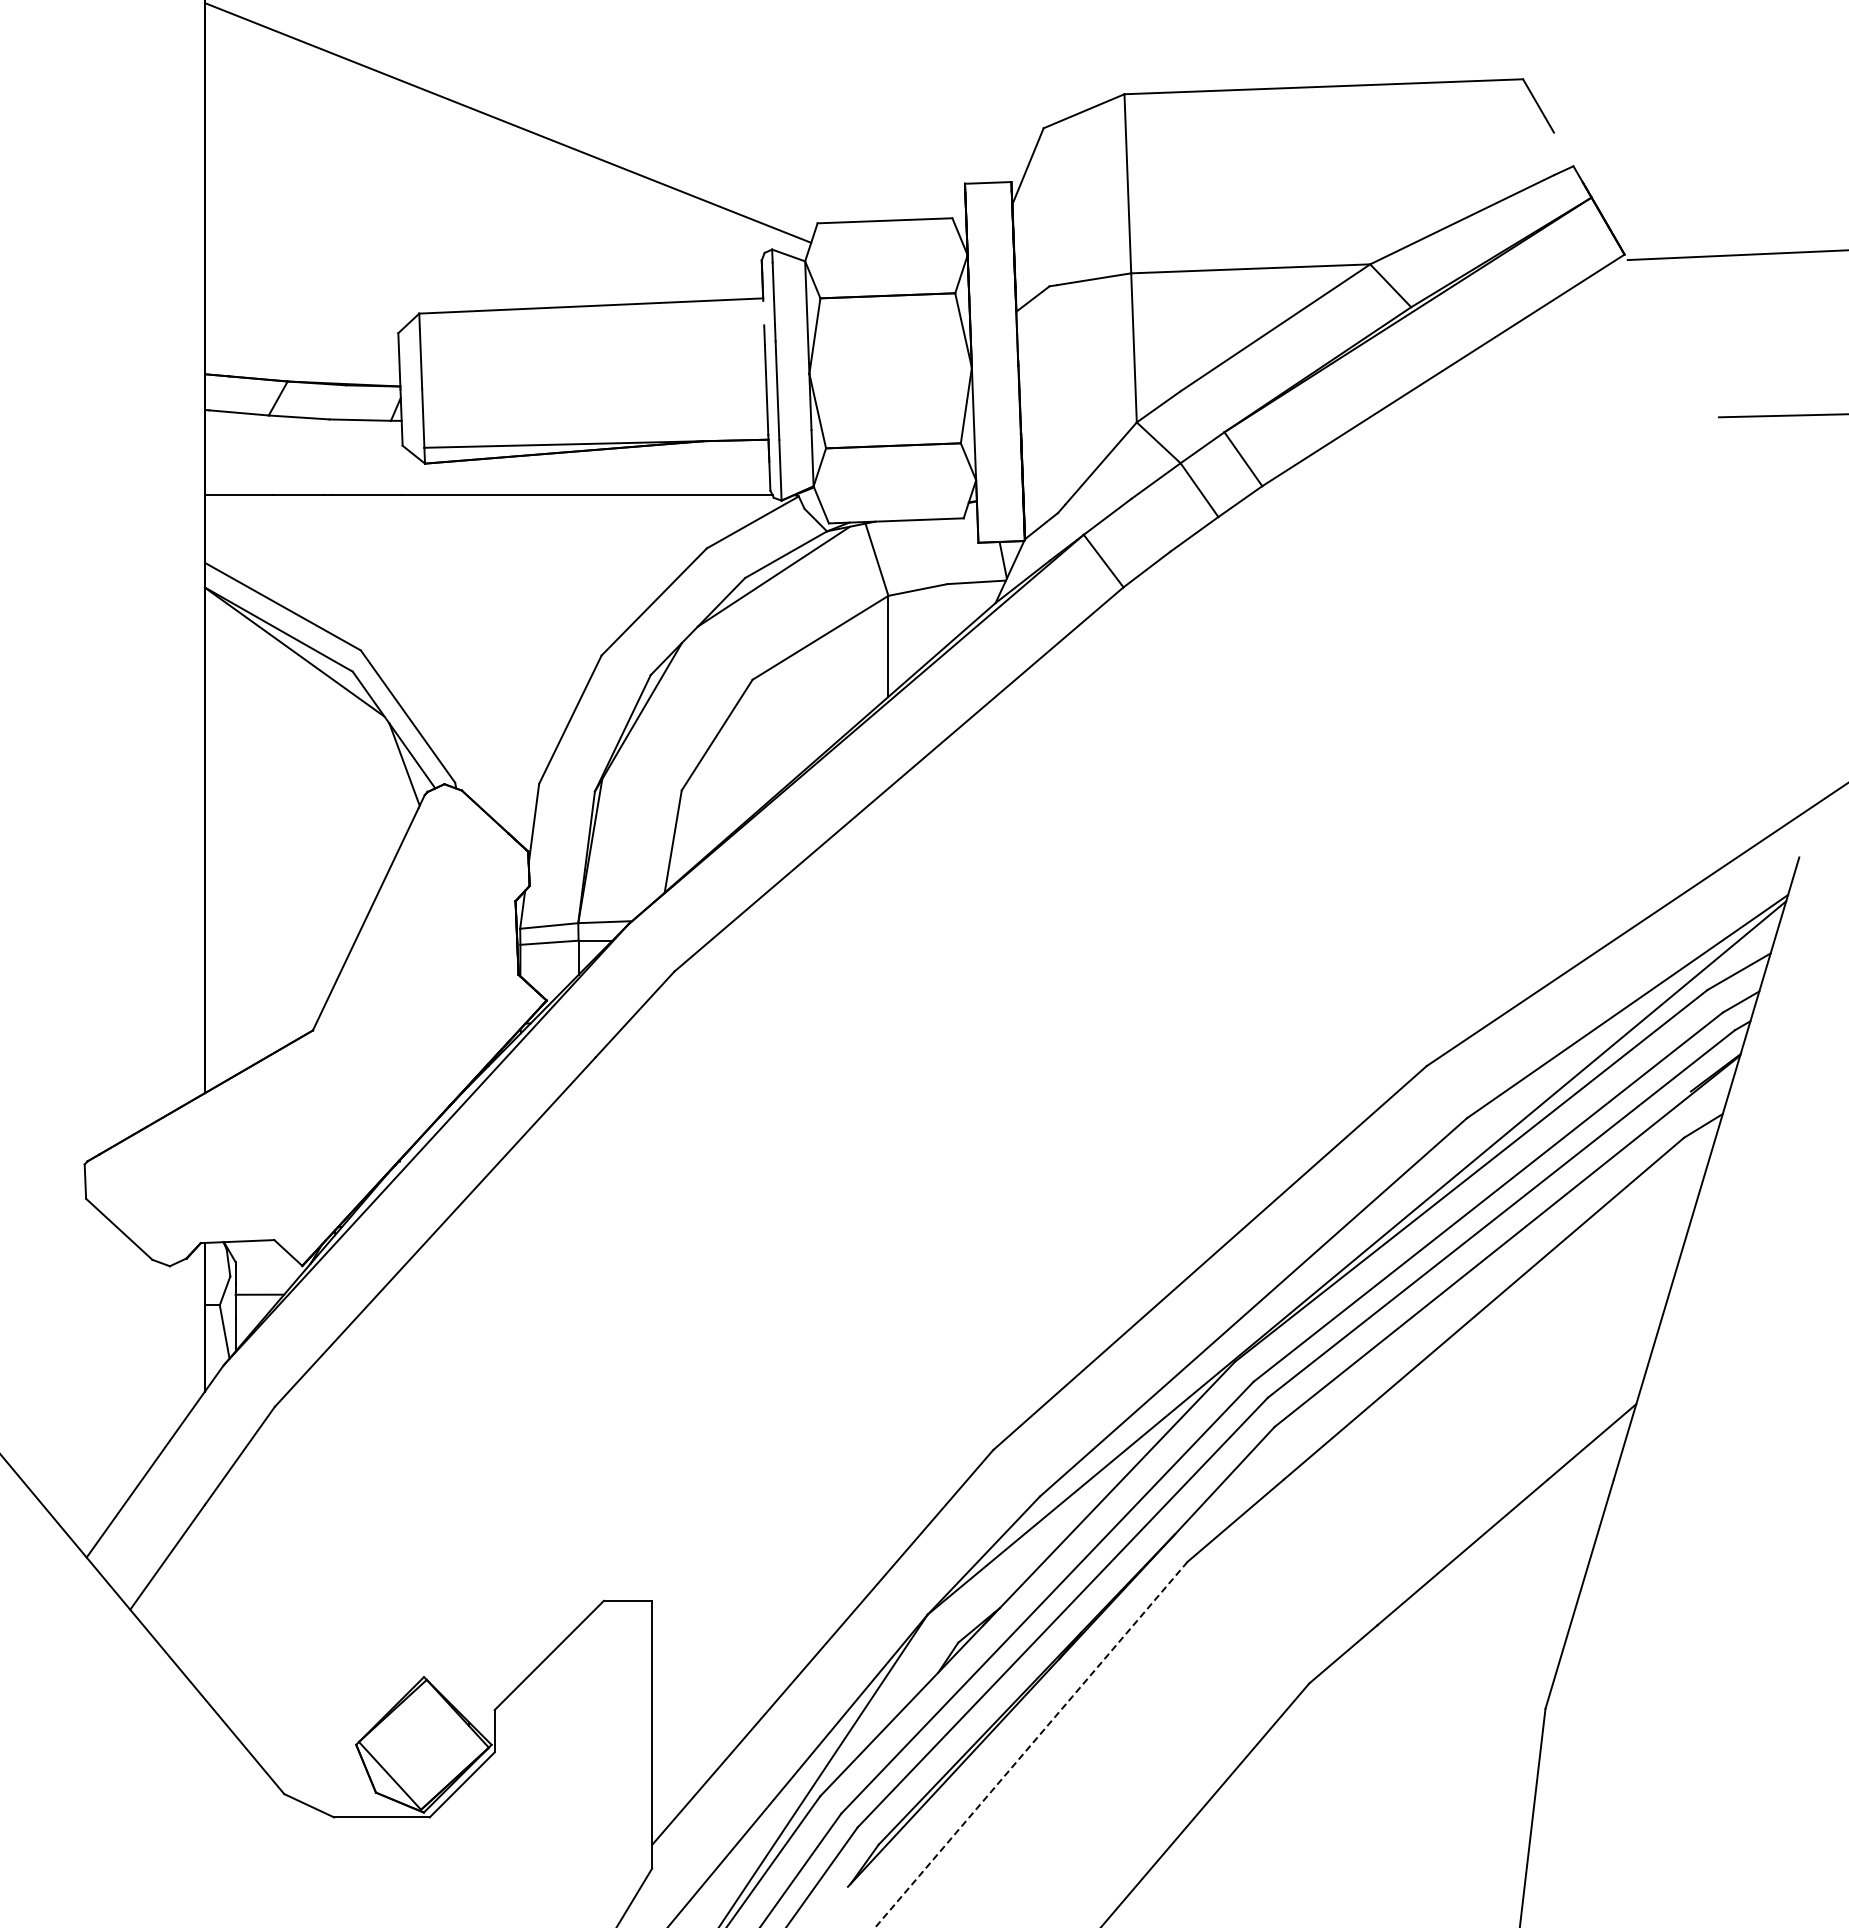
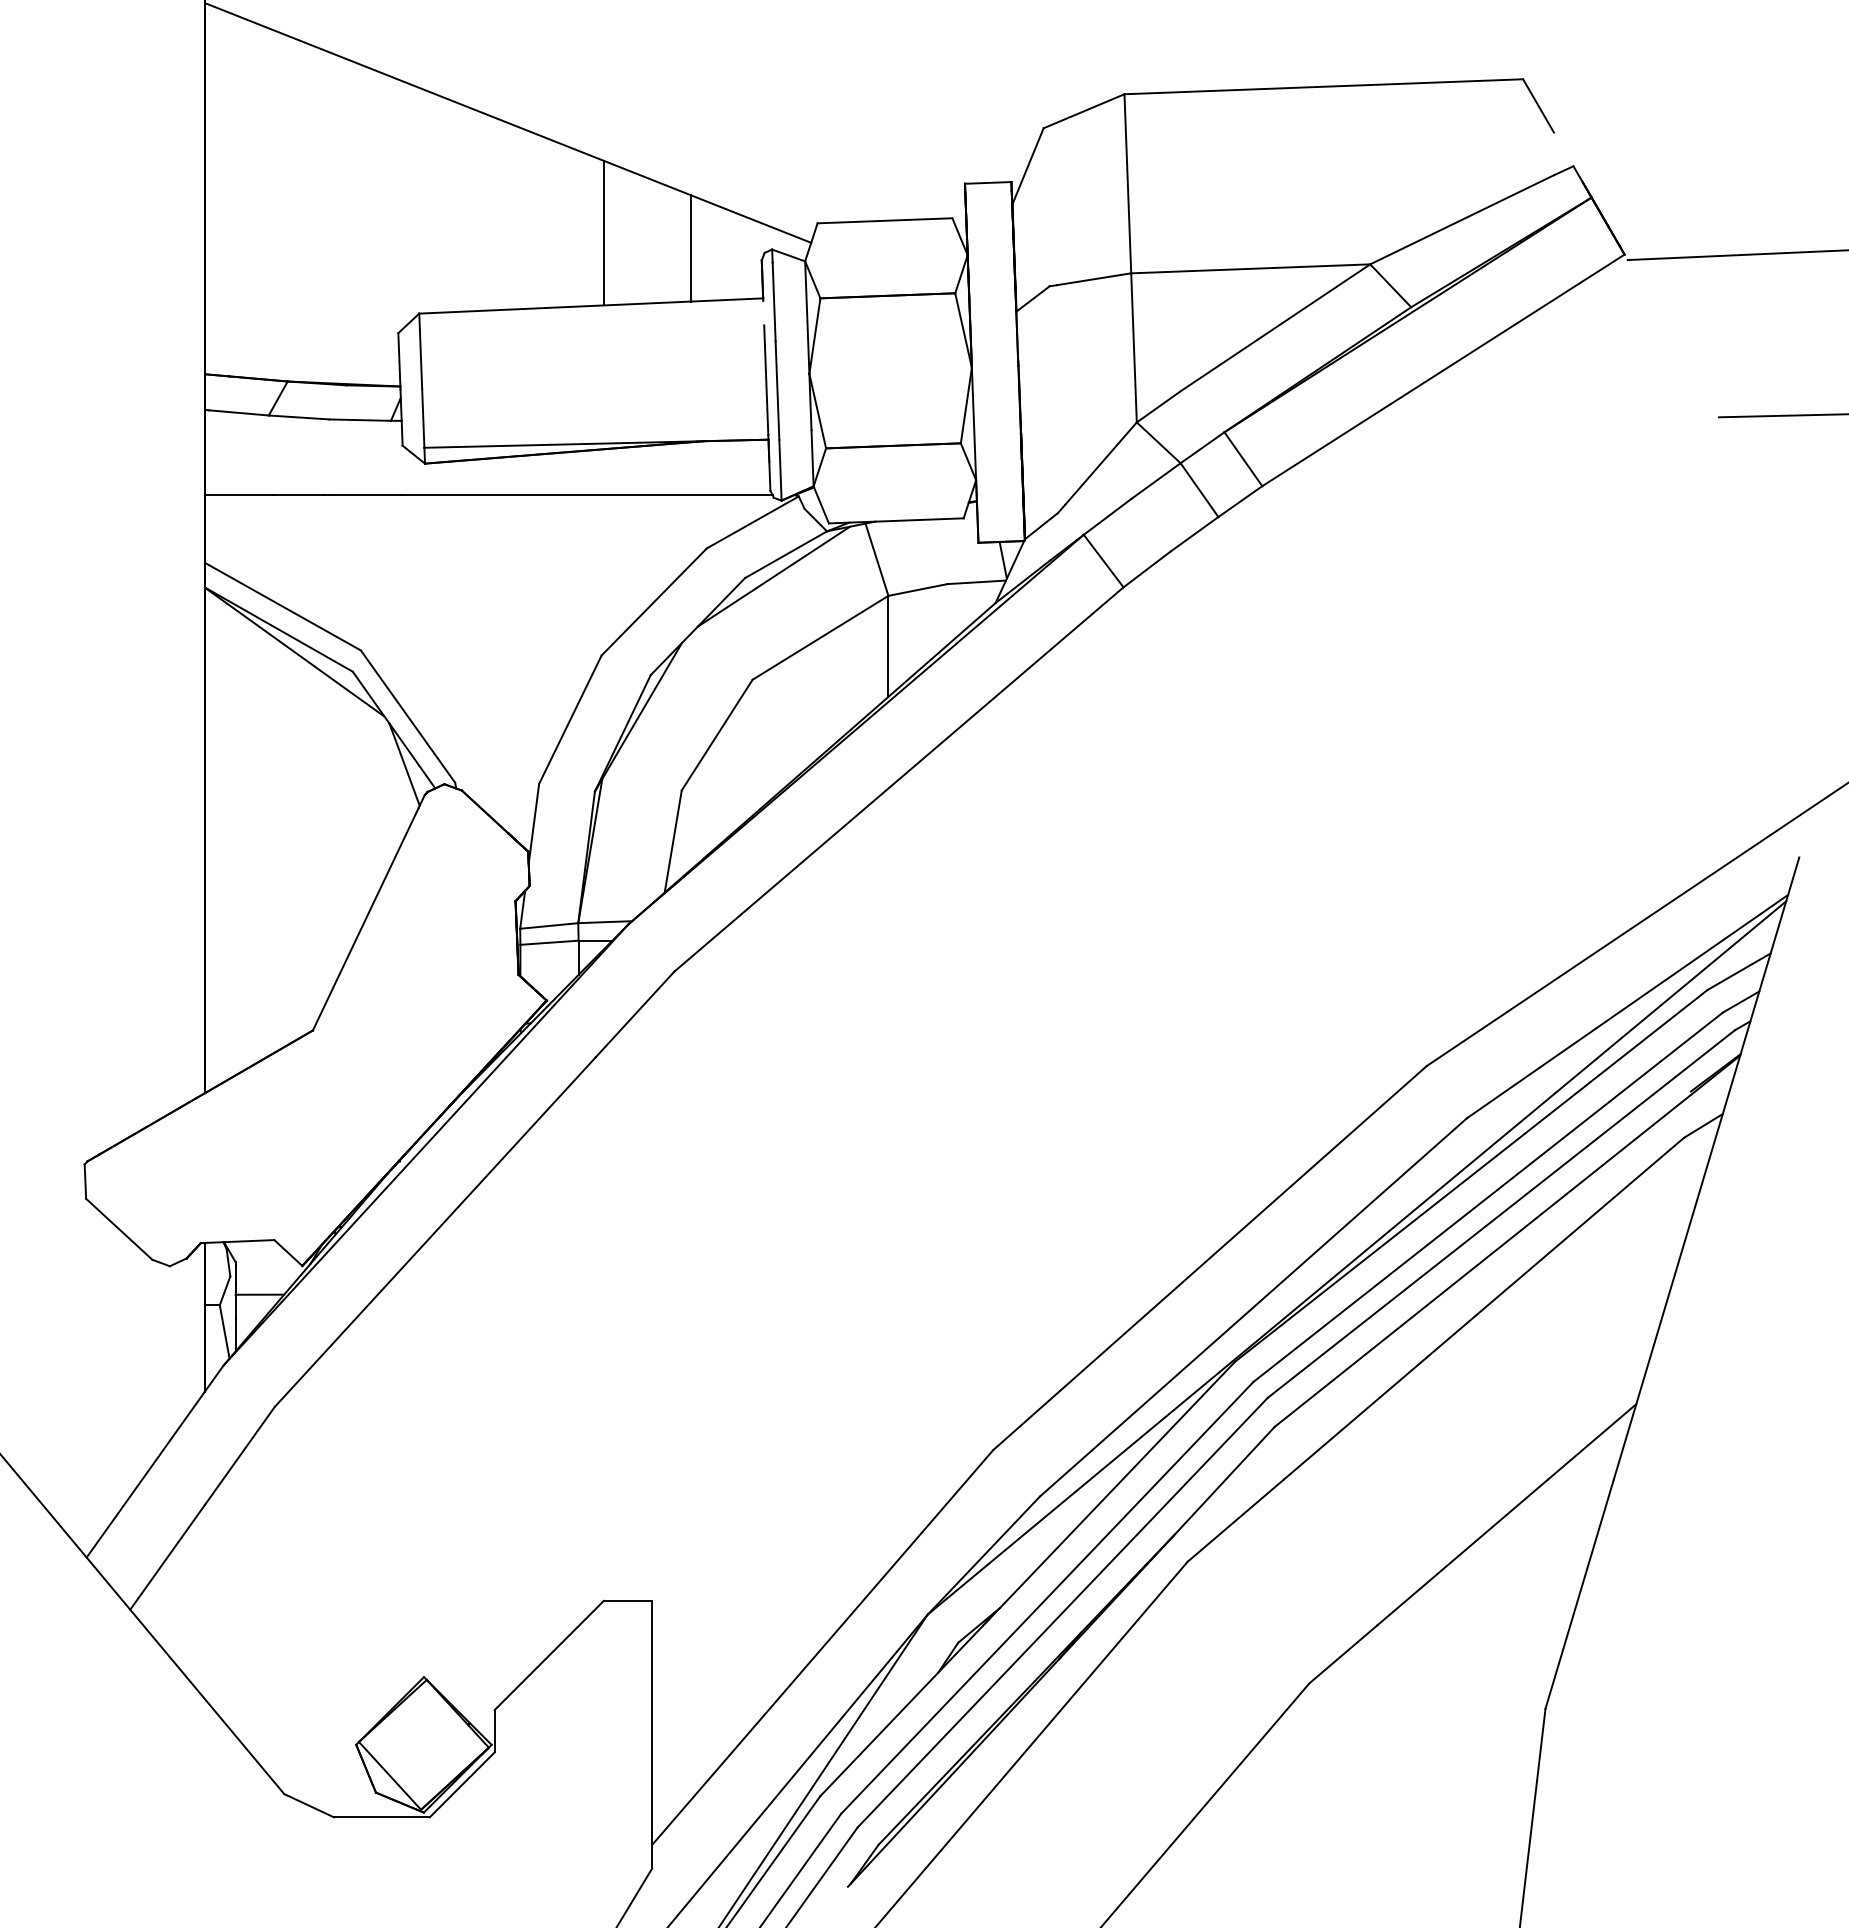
line: none -> present (604, 233)
line: none -> present (691, 248)
line: dashed -> solid (1031, 1745)
